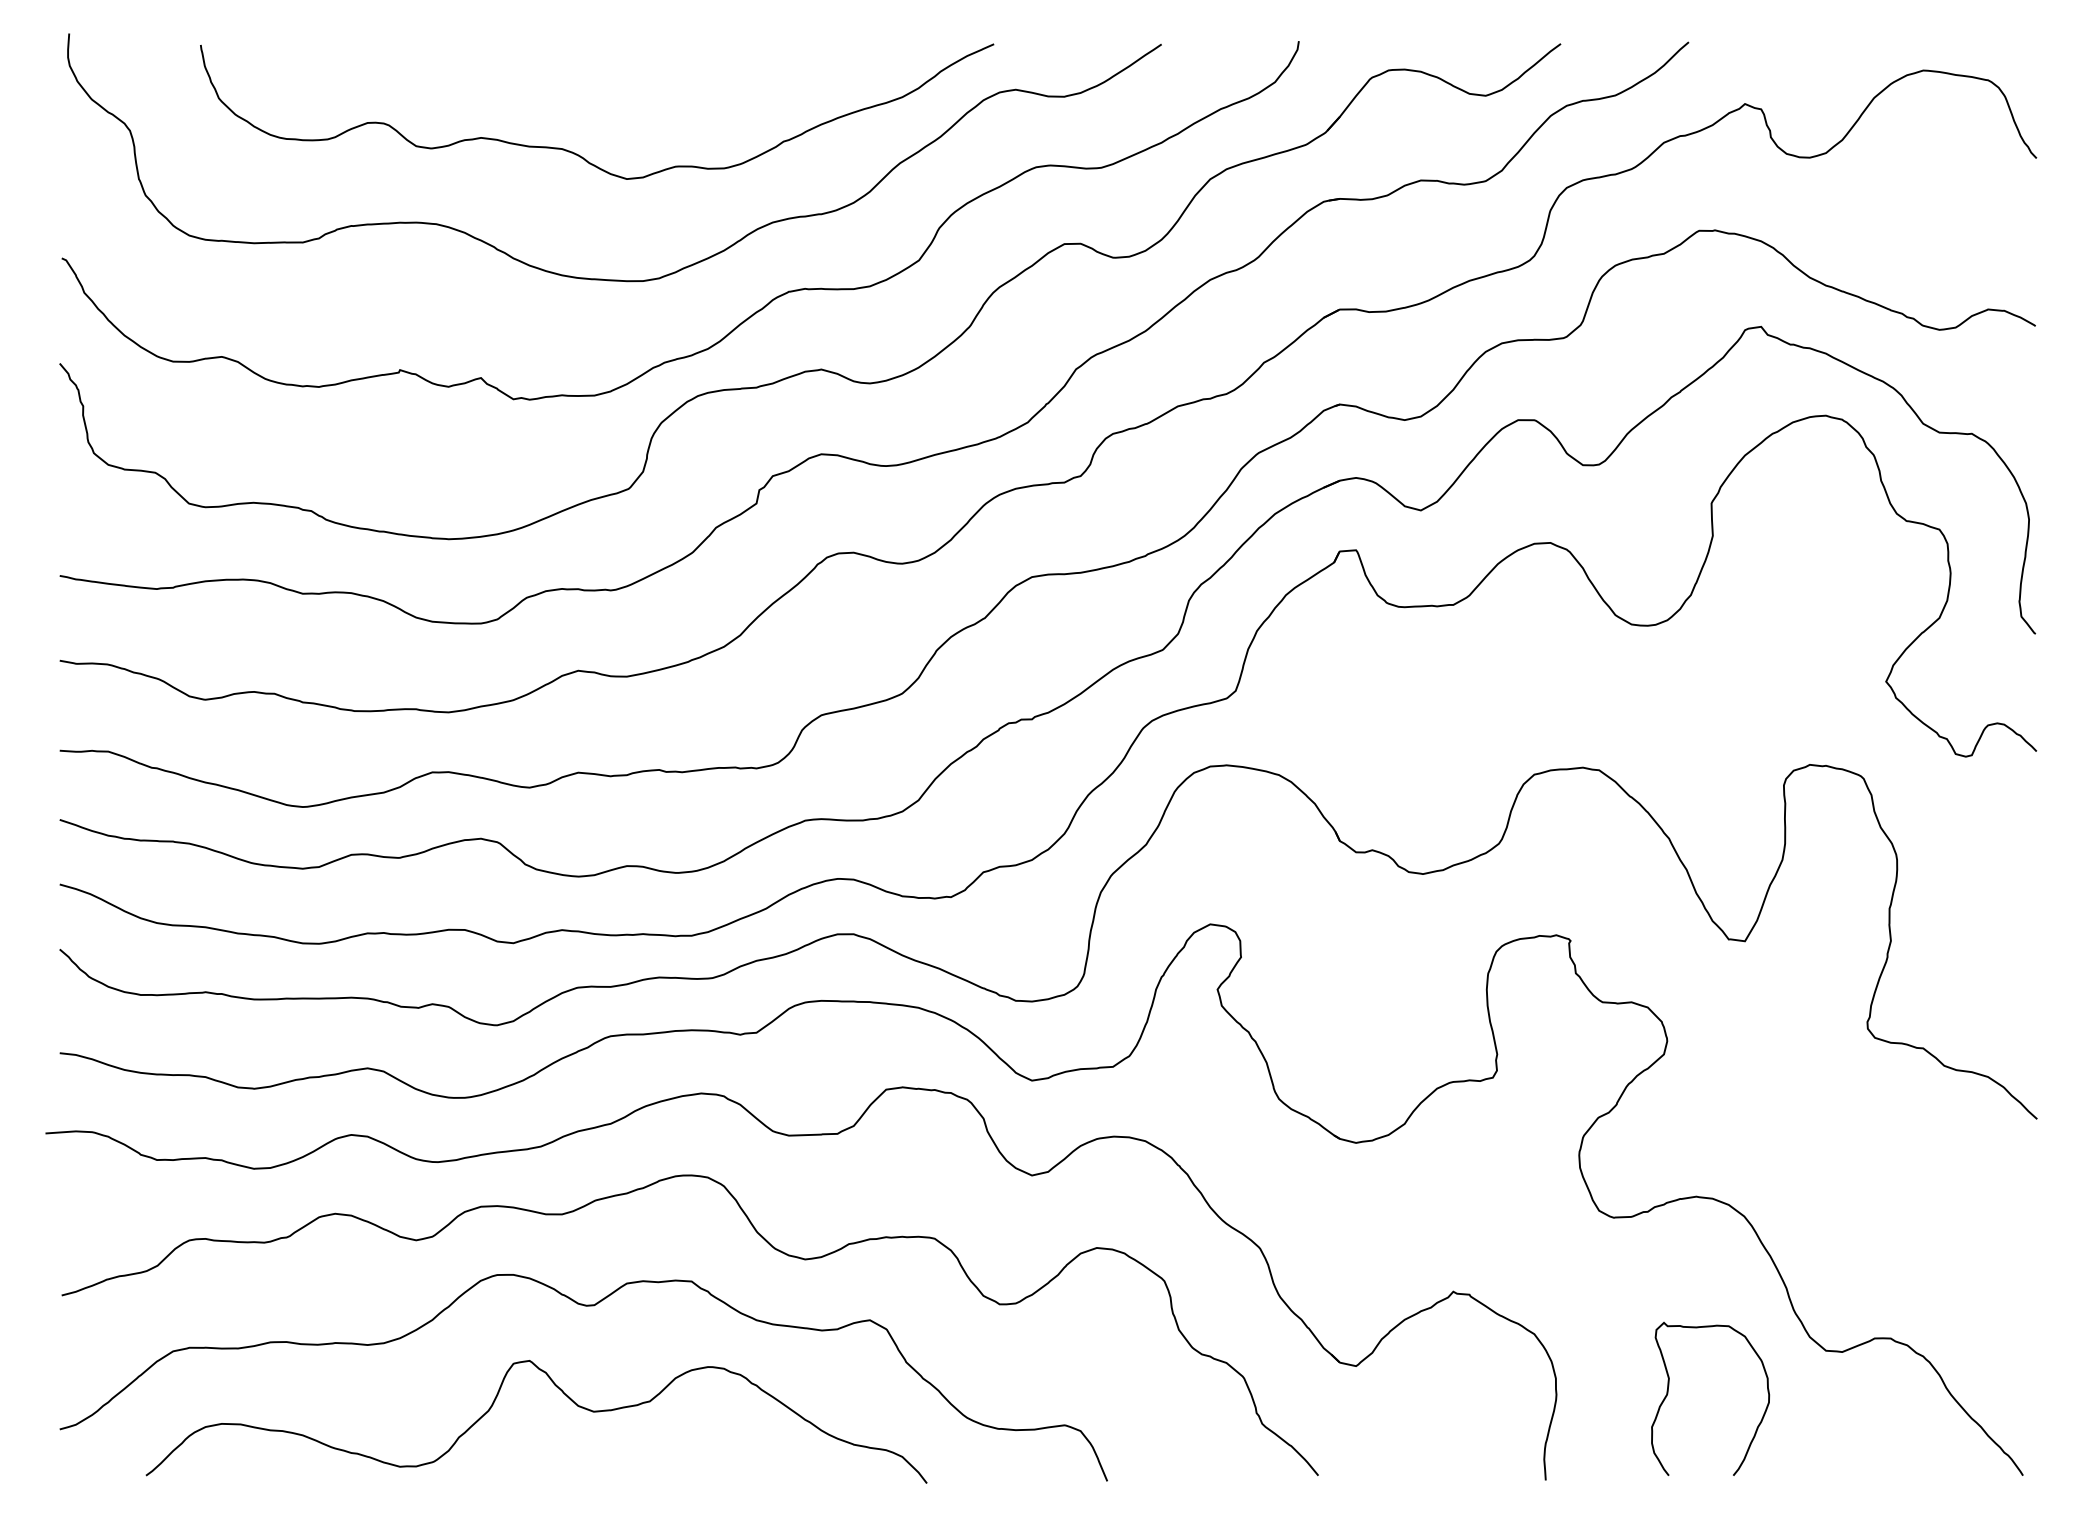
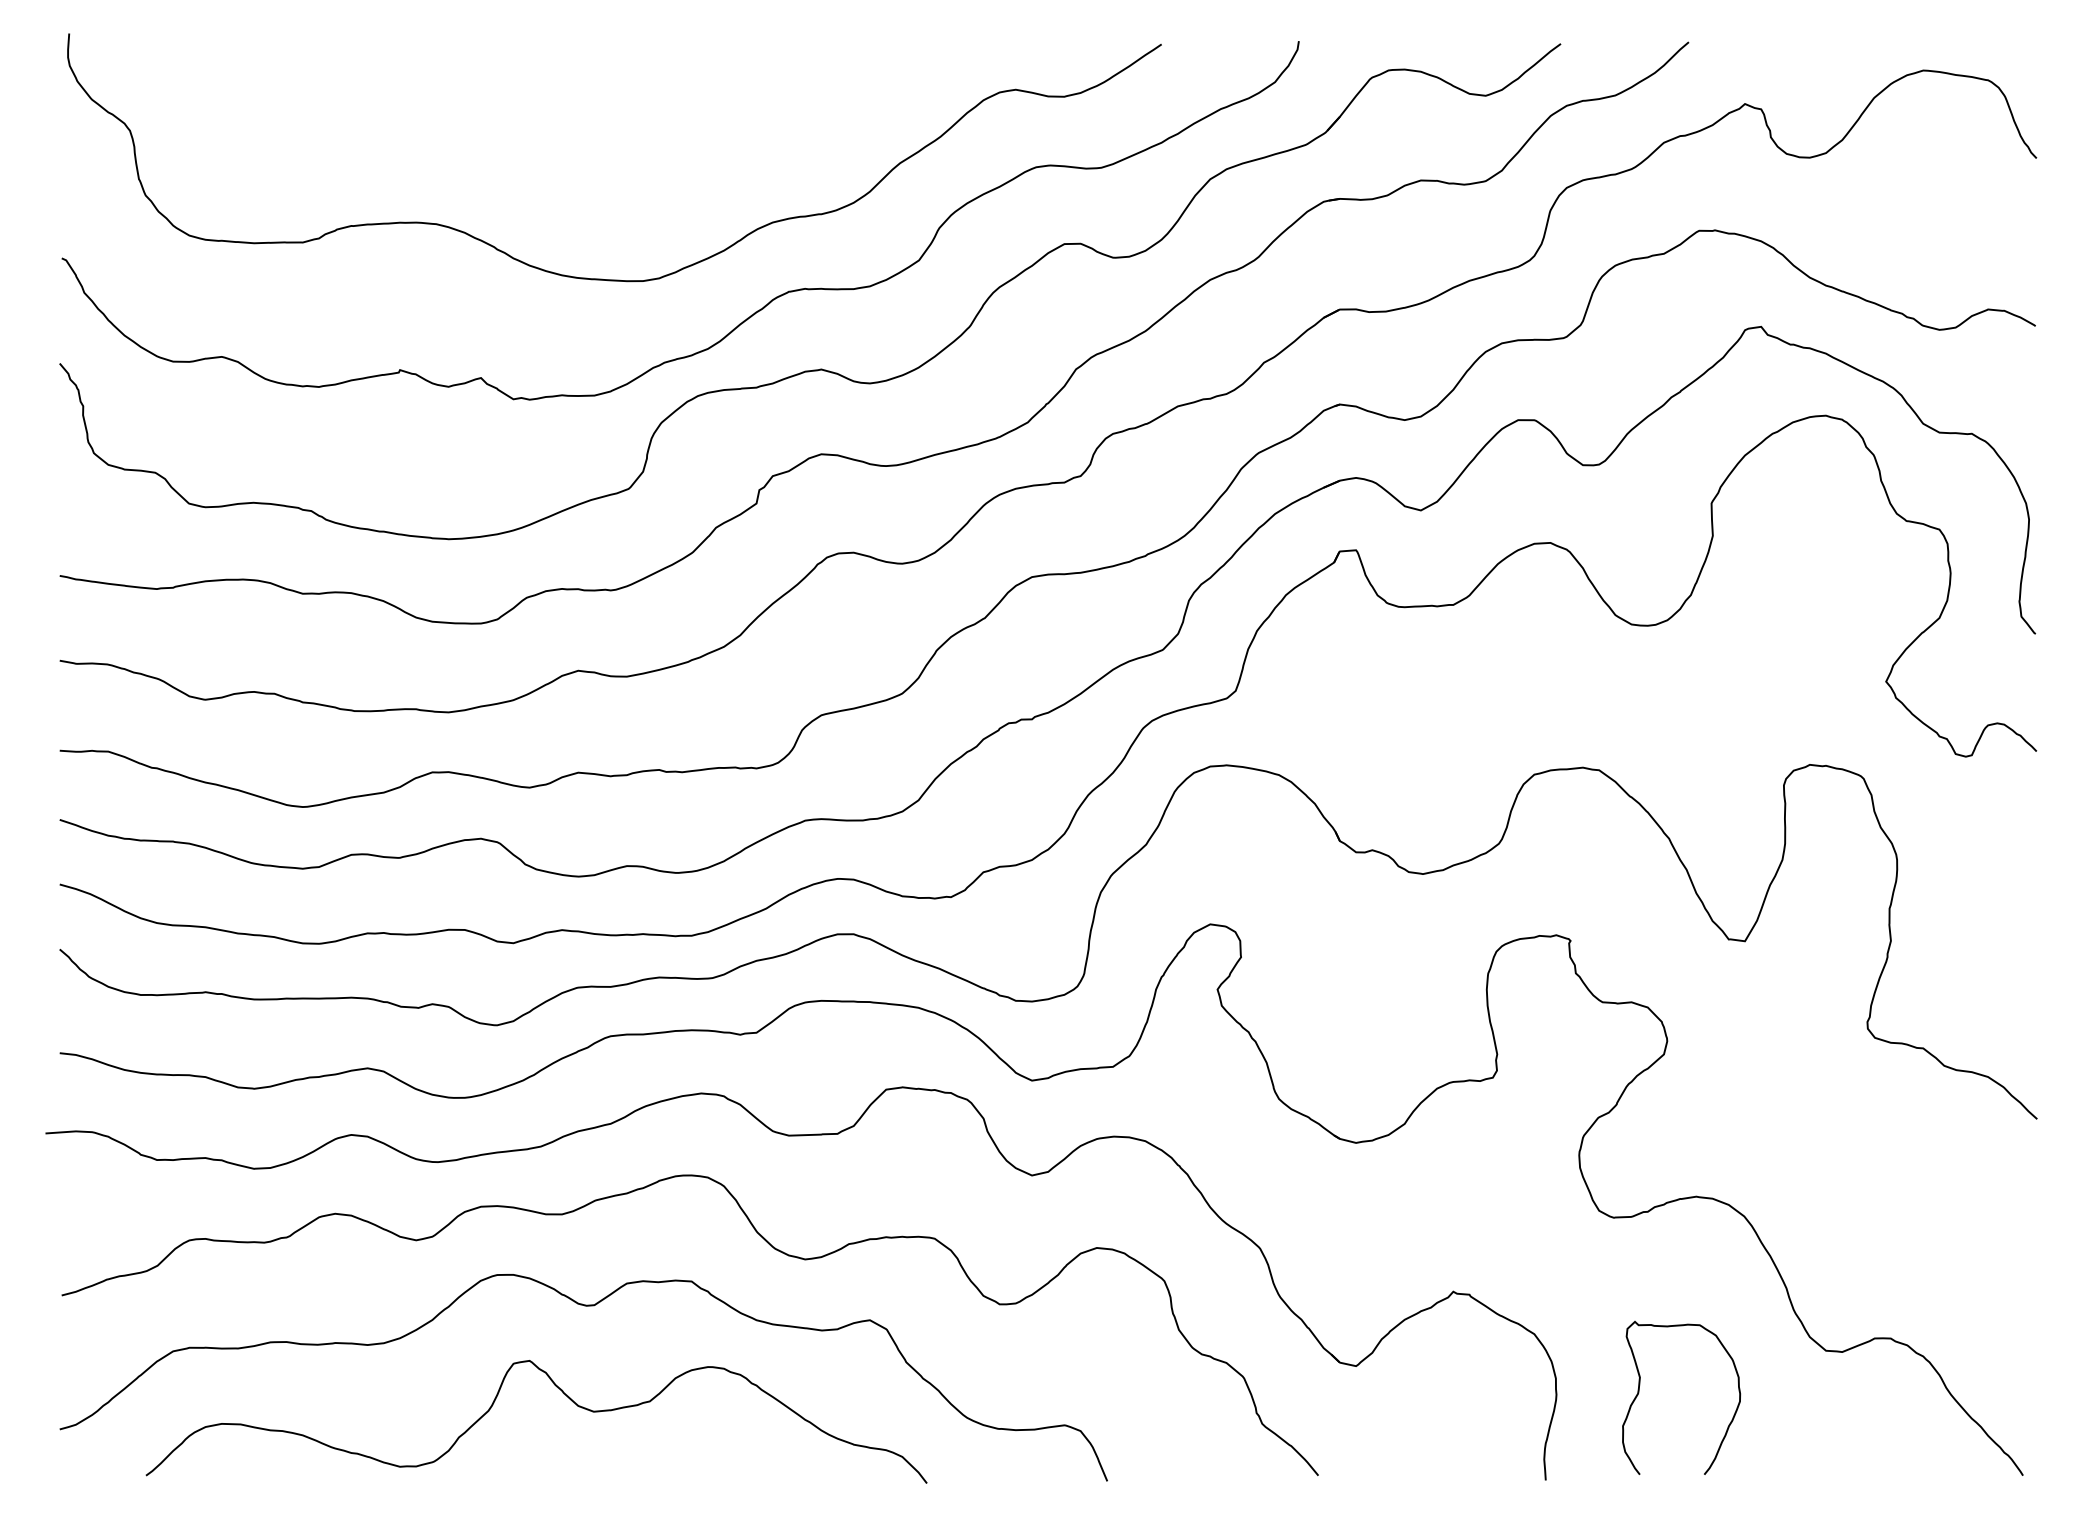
curve: present -> none (576, 153)
curve position: (1668, 1393) -> (1639, 1392) (1639, 1392)
